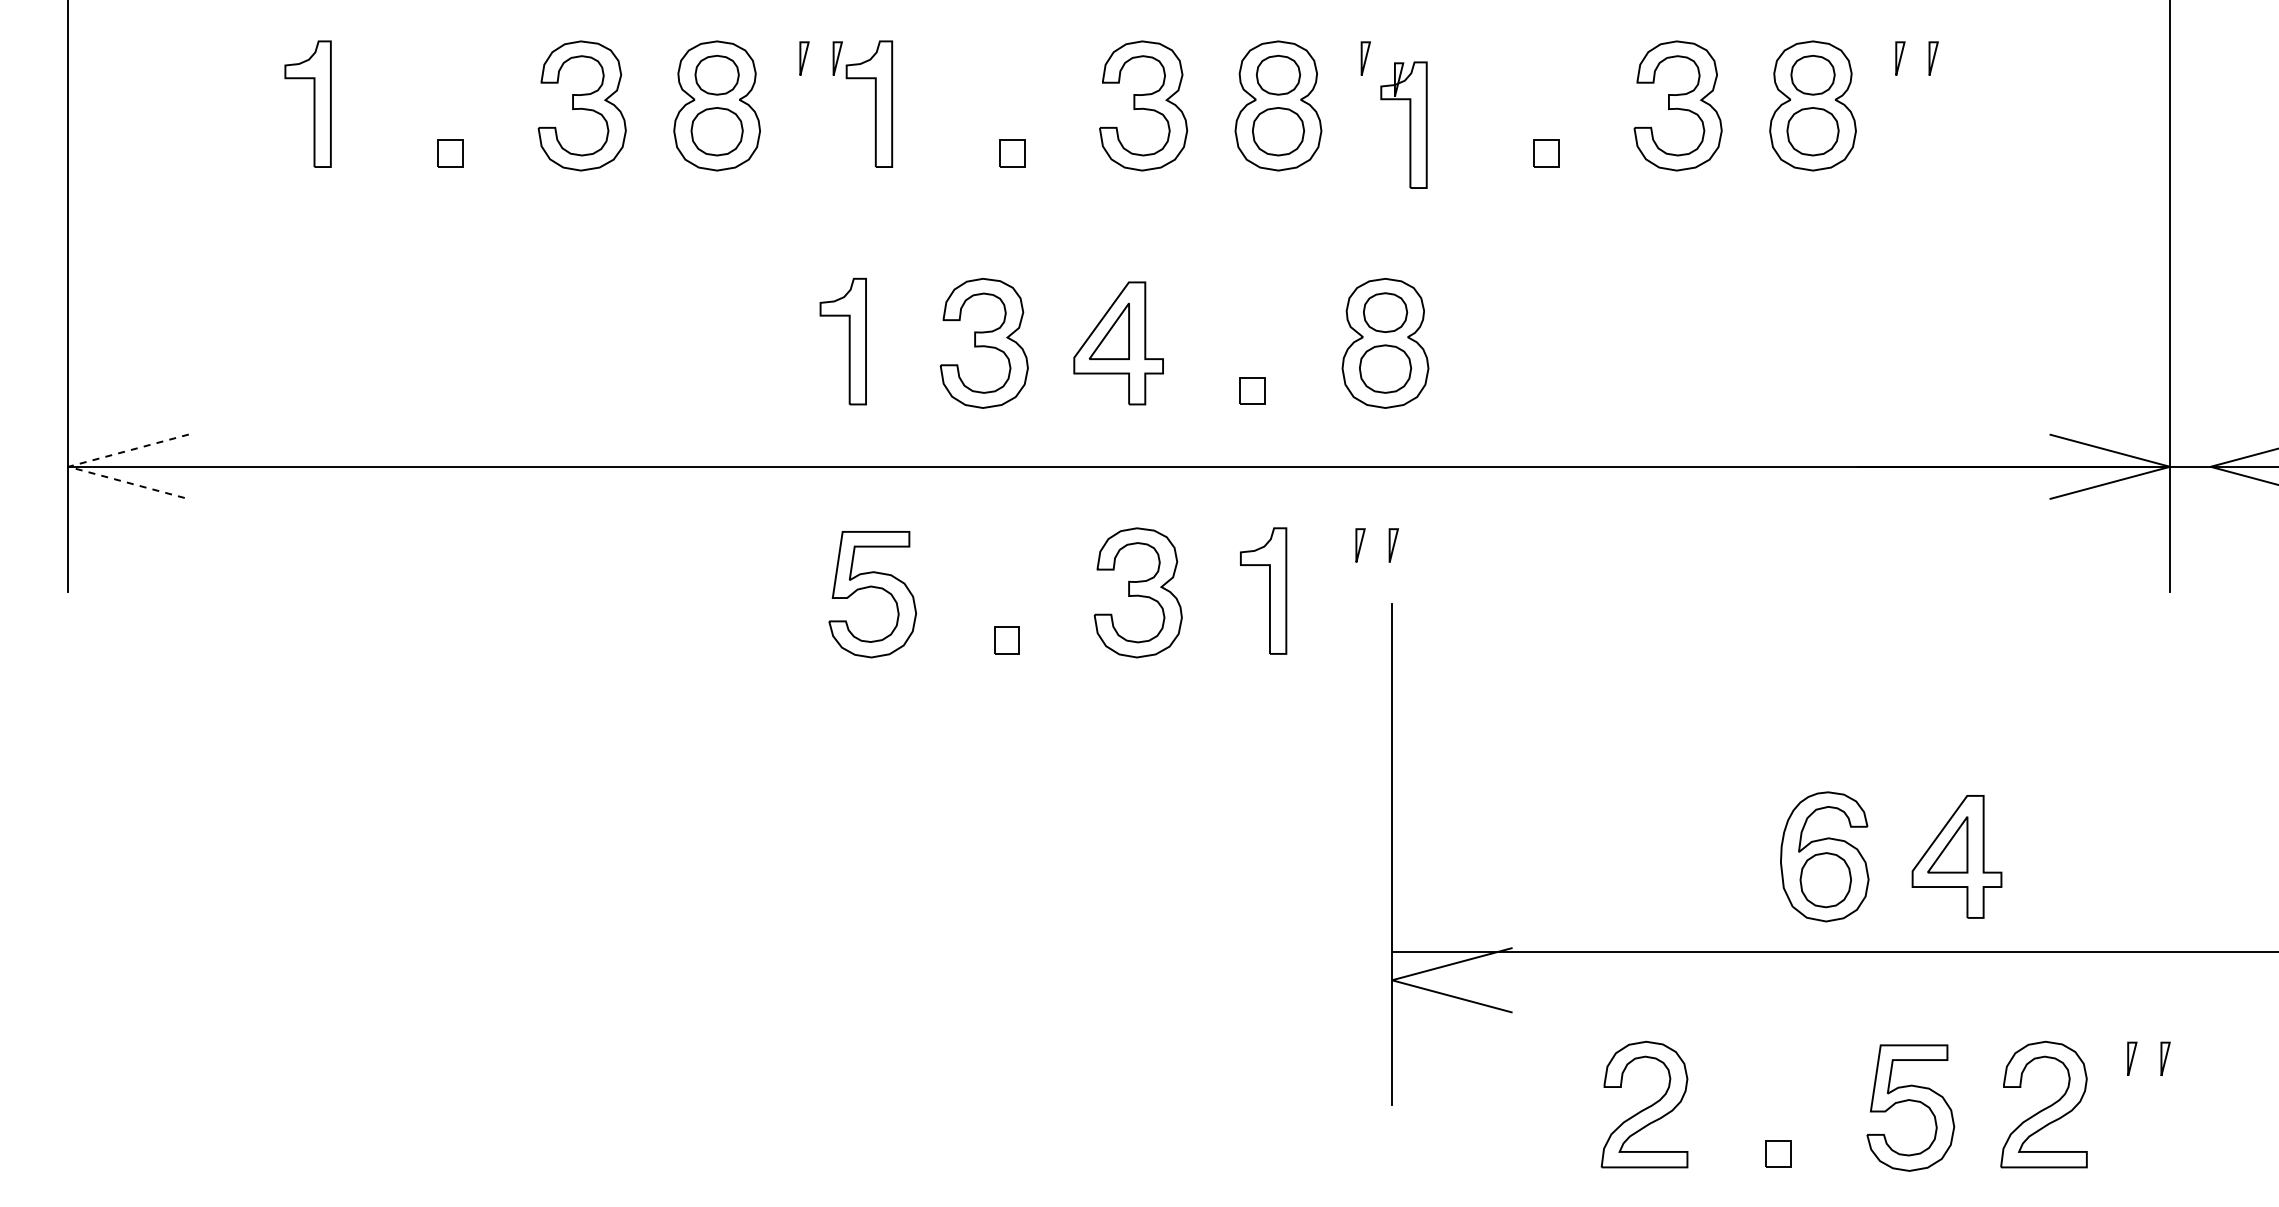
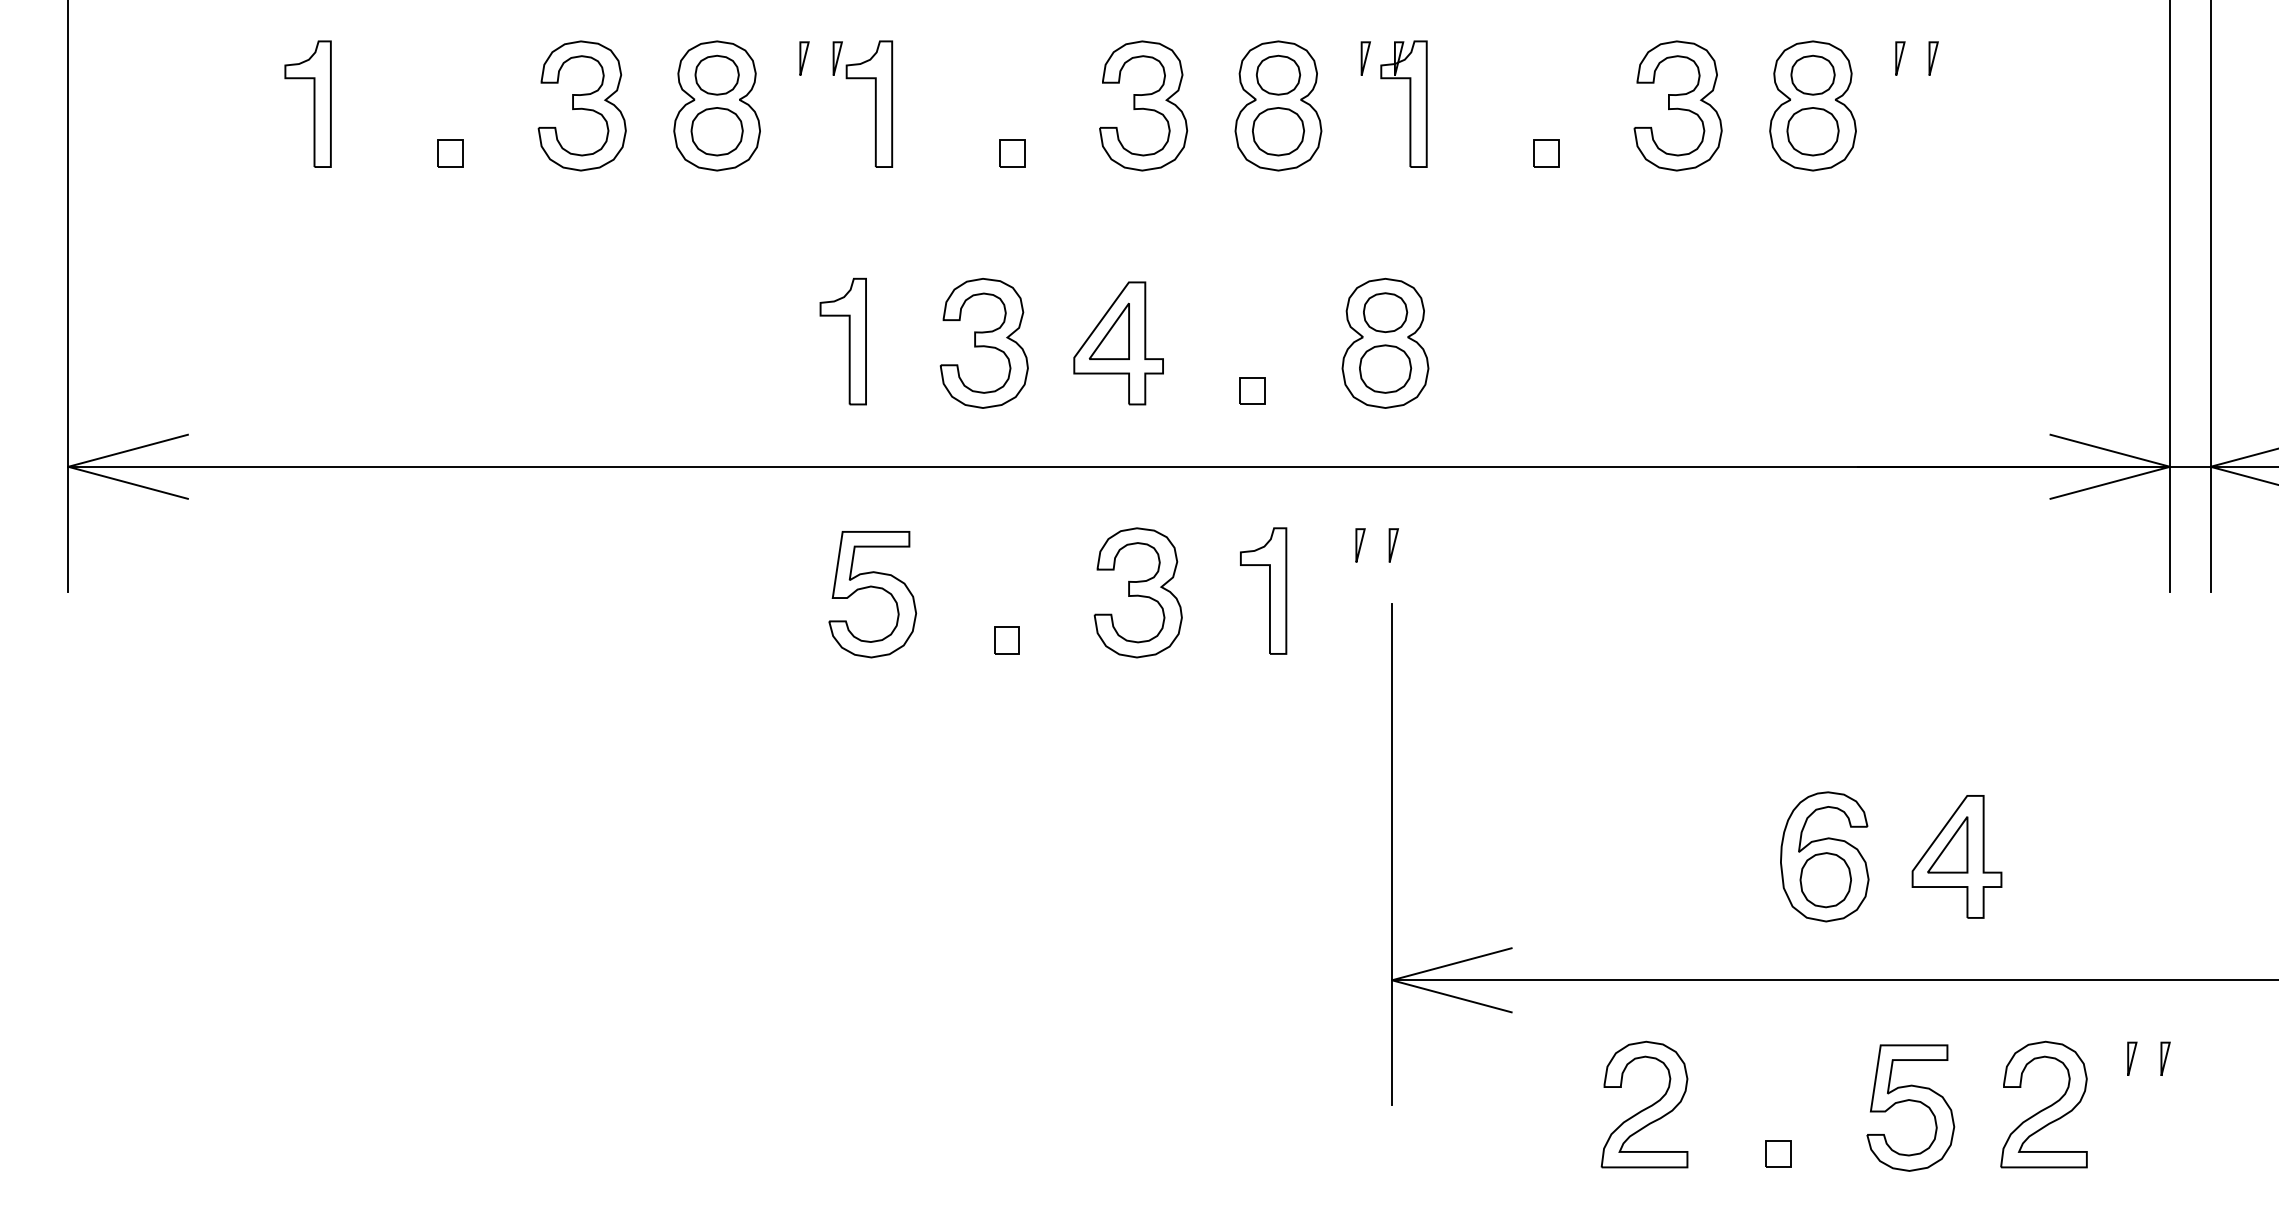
part position: (1403, 124) -> (1403, 103) (1403, 103)
line: none -> present (2210, 296)
line: dashed -> solid (68, 466)
line position: (1833, 952) -> (1833, 980) (1833, 980)
